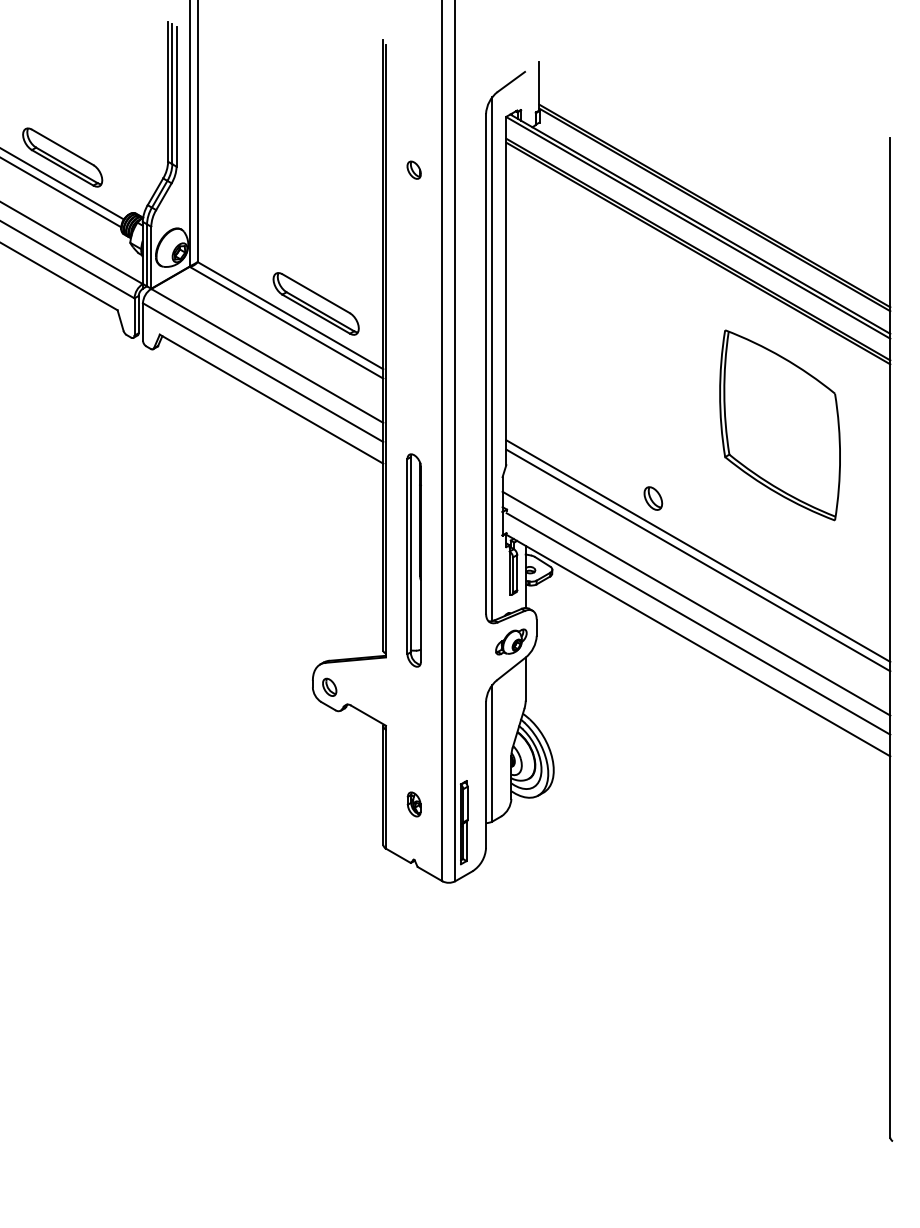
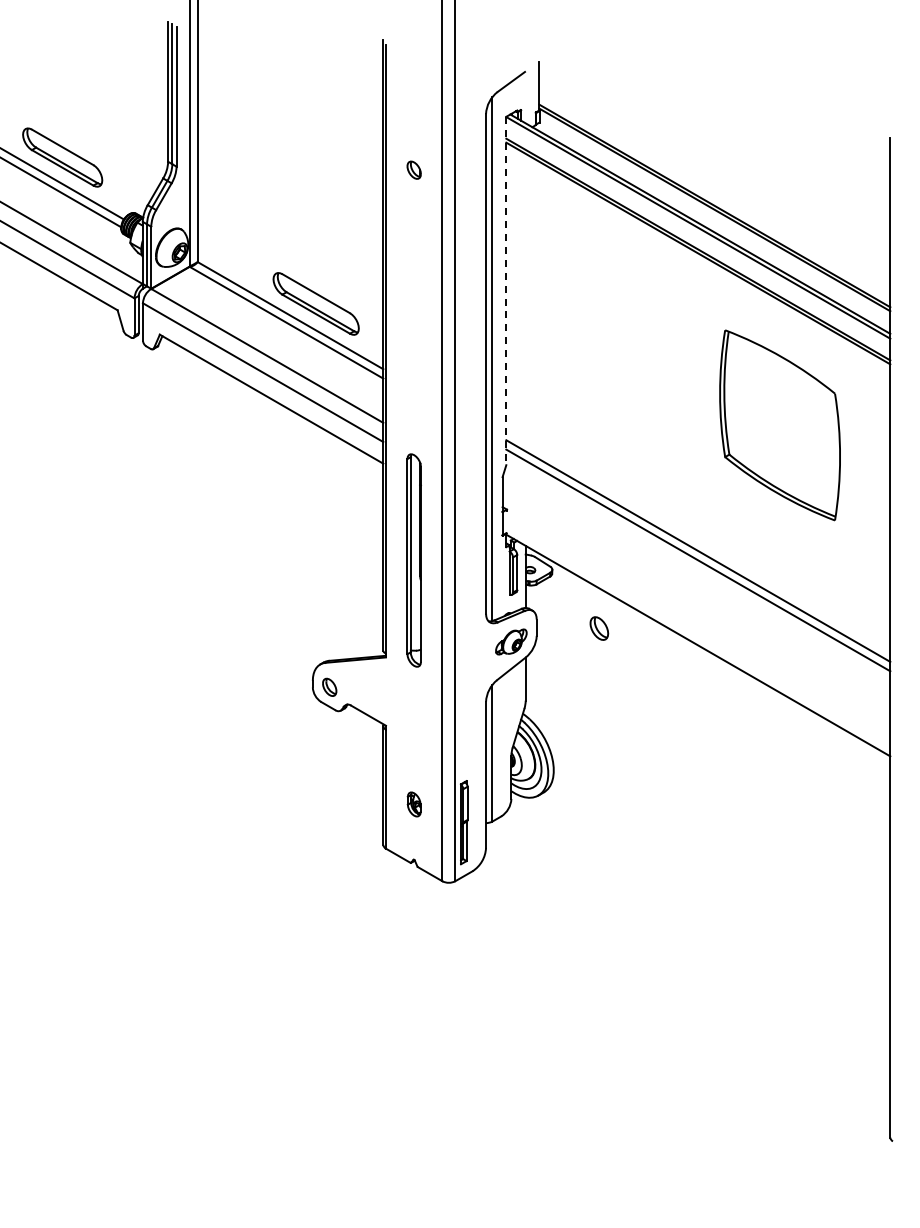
line: solid -> dashed (506, 291)
part position: (653, 498) -> (599, 628) (599, 628)
line: present -> none (696, 603)
line: present -> none (698, 623)
